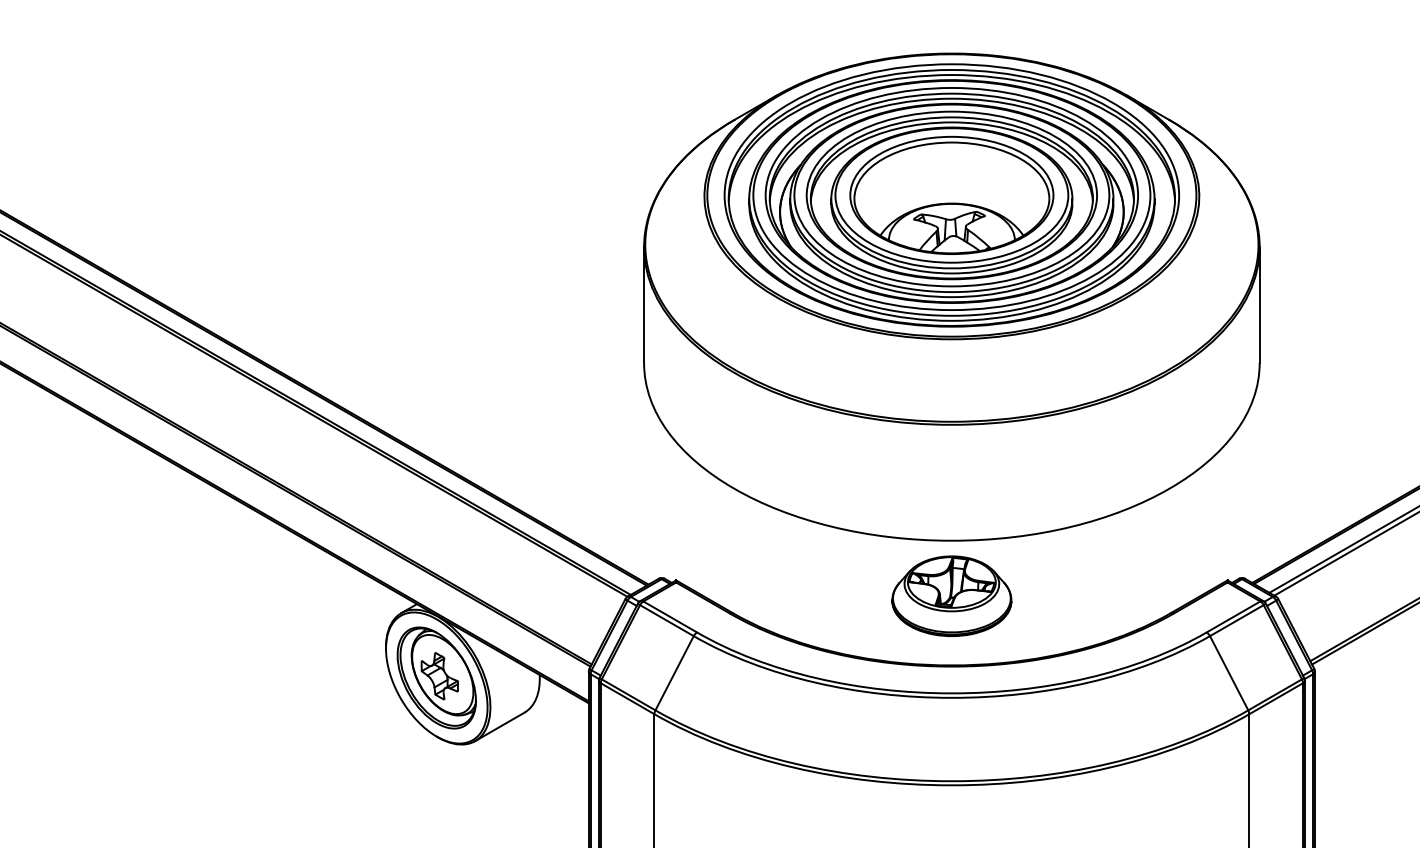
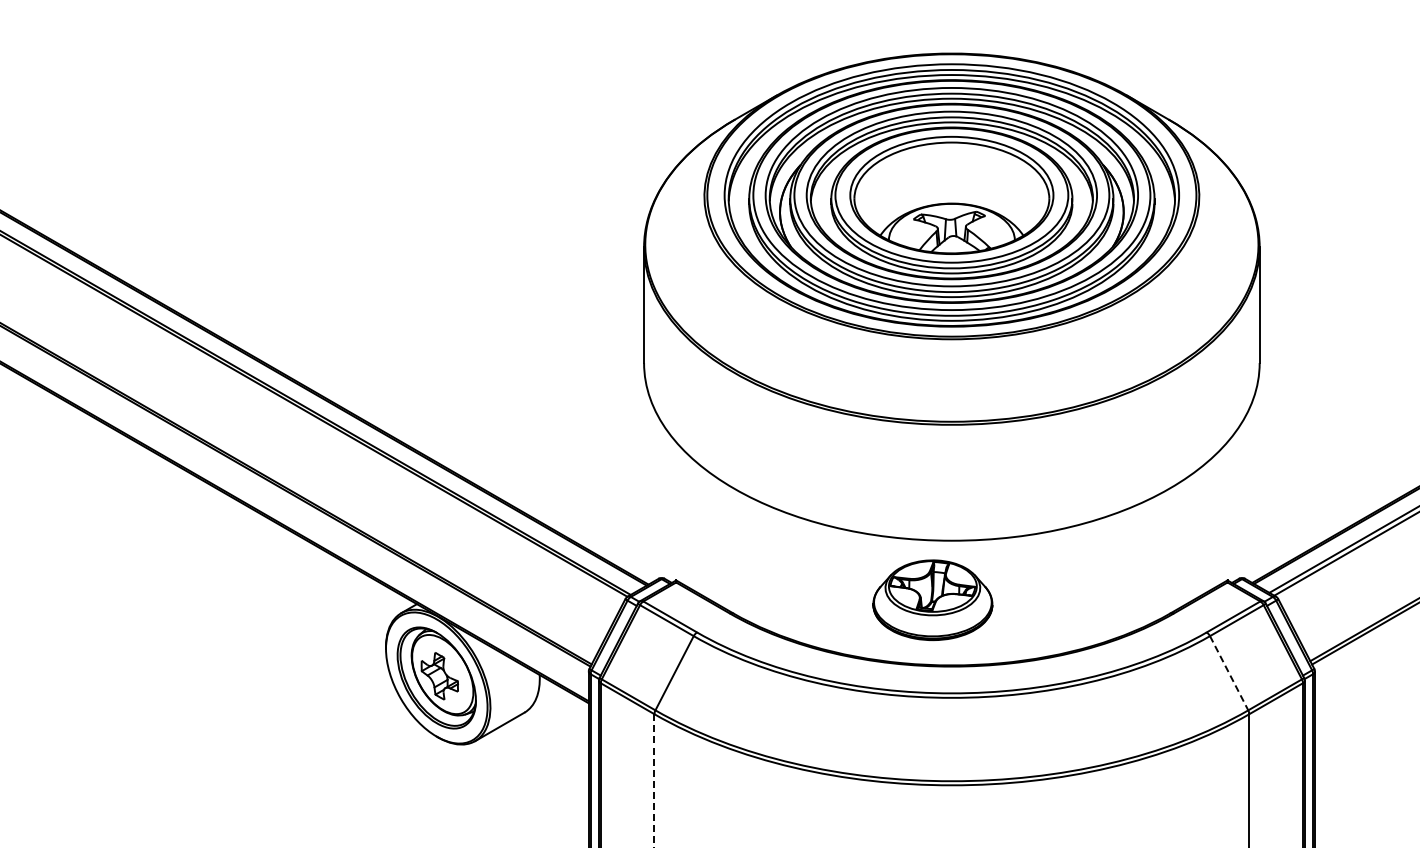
part position: (951, 596) -> (932, 600) (932, 600)
line: solid -> dashed (1229, 673)
line: solid -> dashed (654, 781)
